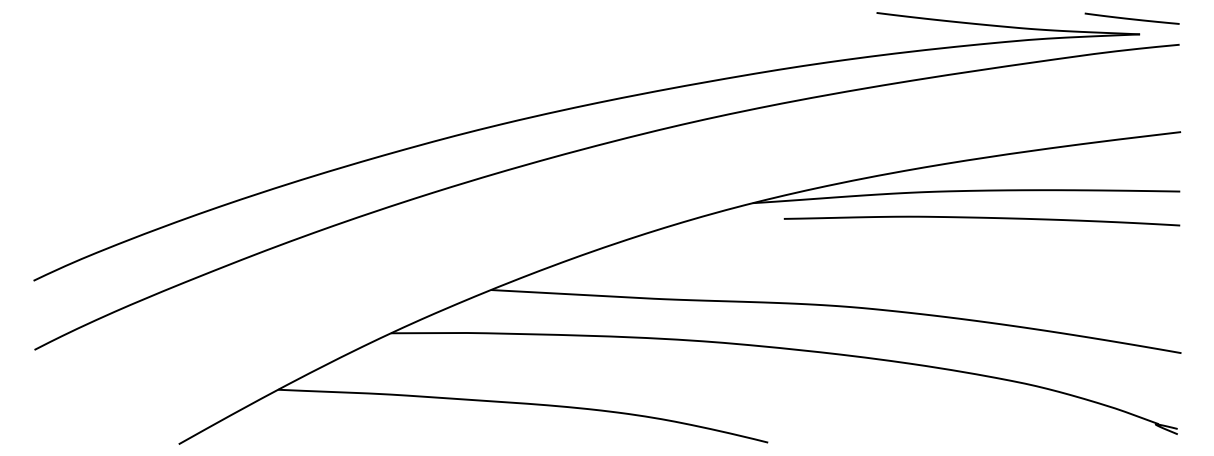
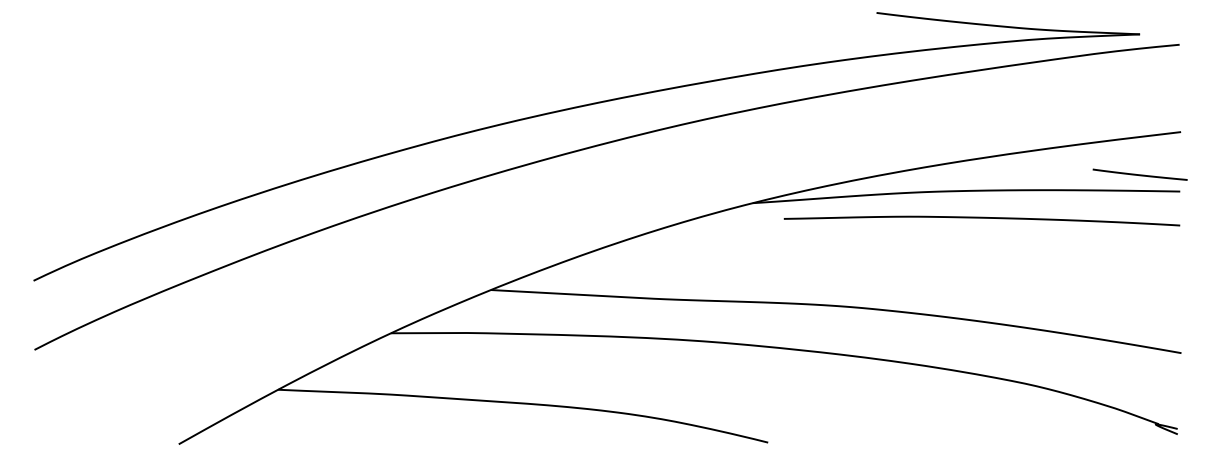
line position: (1131, 18) -> (1139, 174) (1139, 174)
